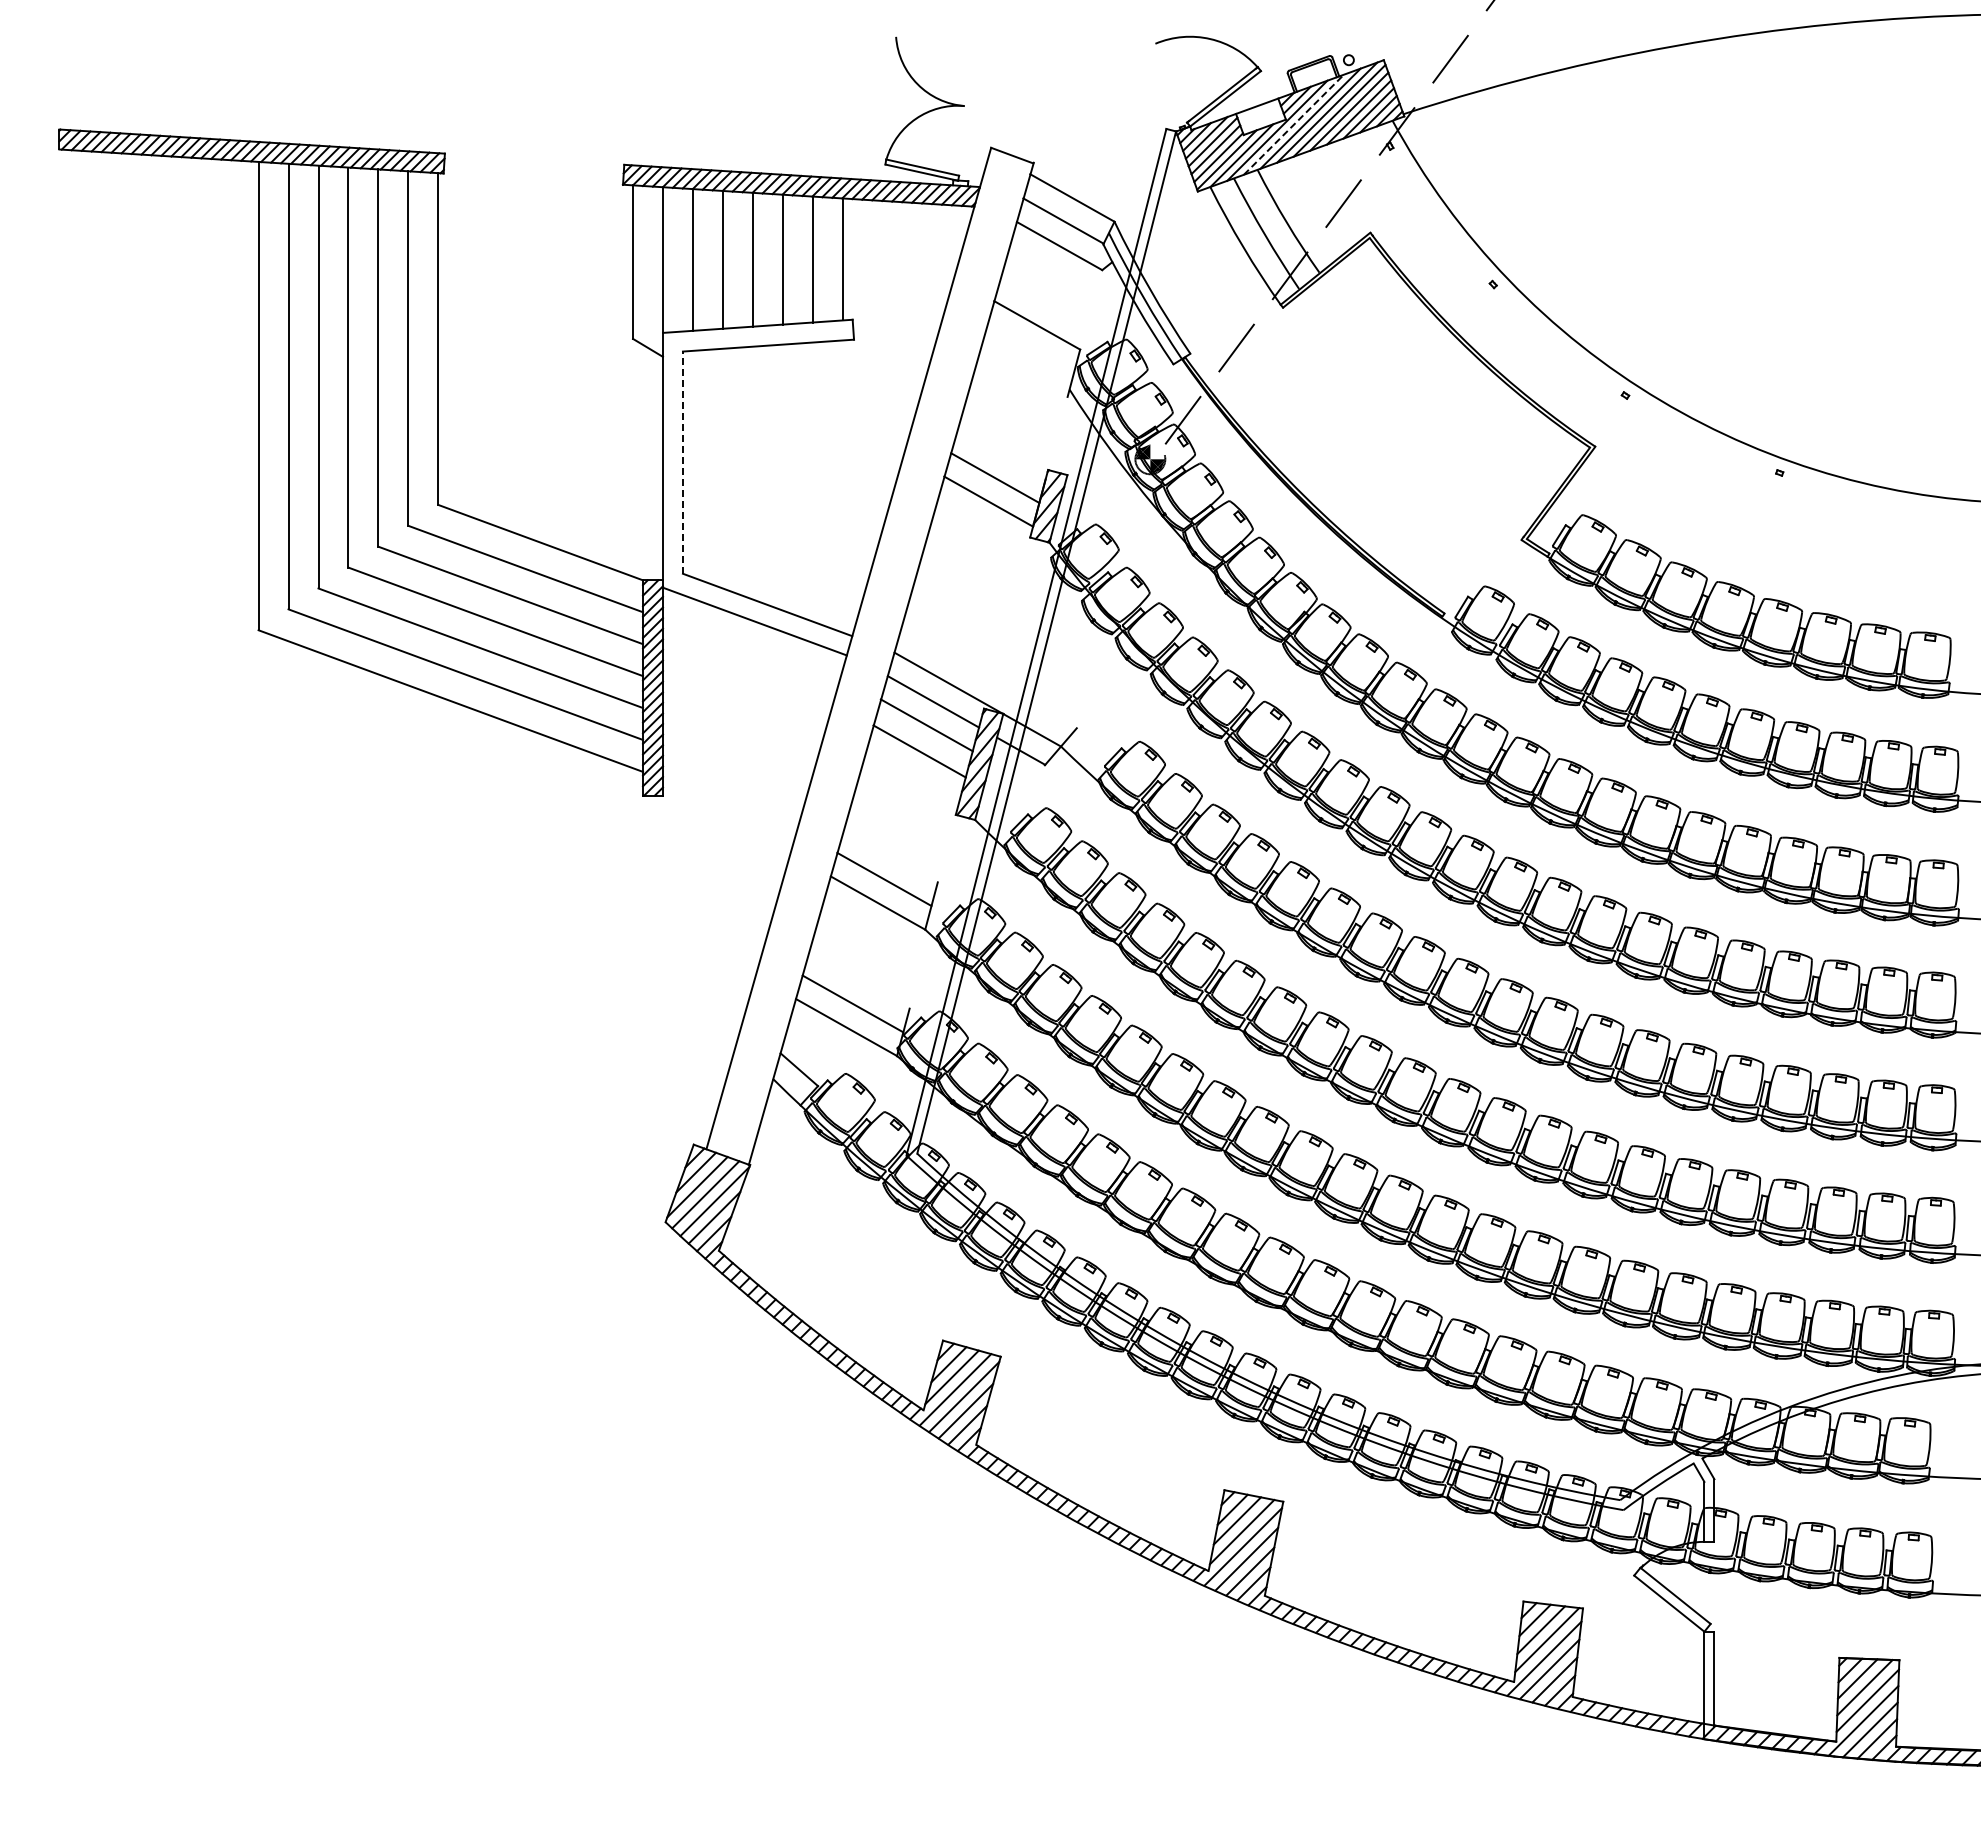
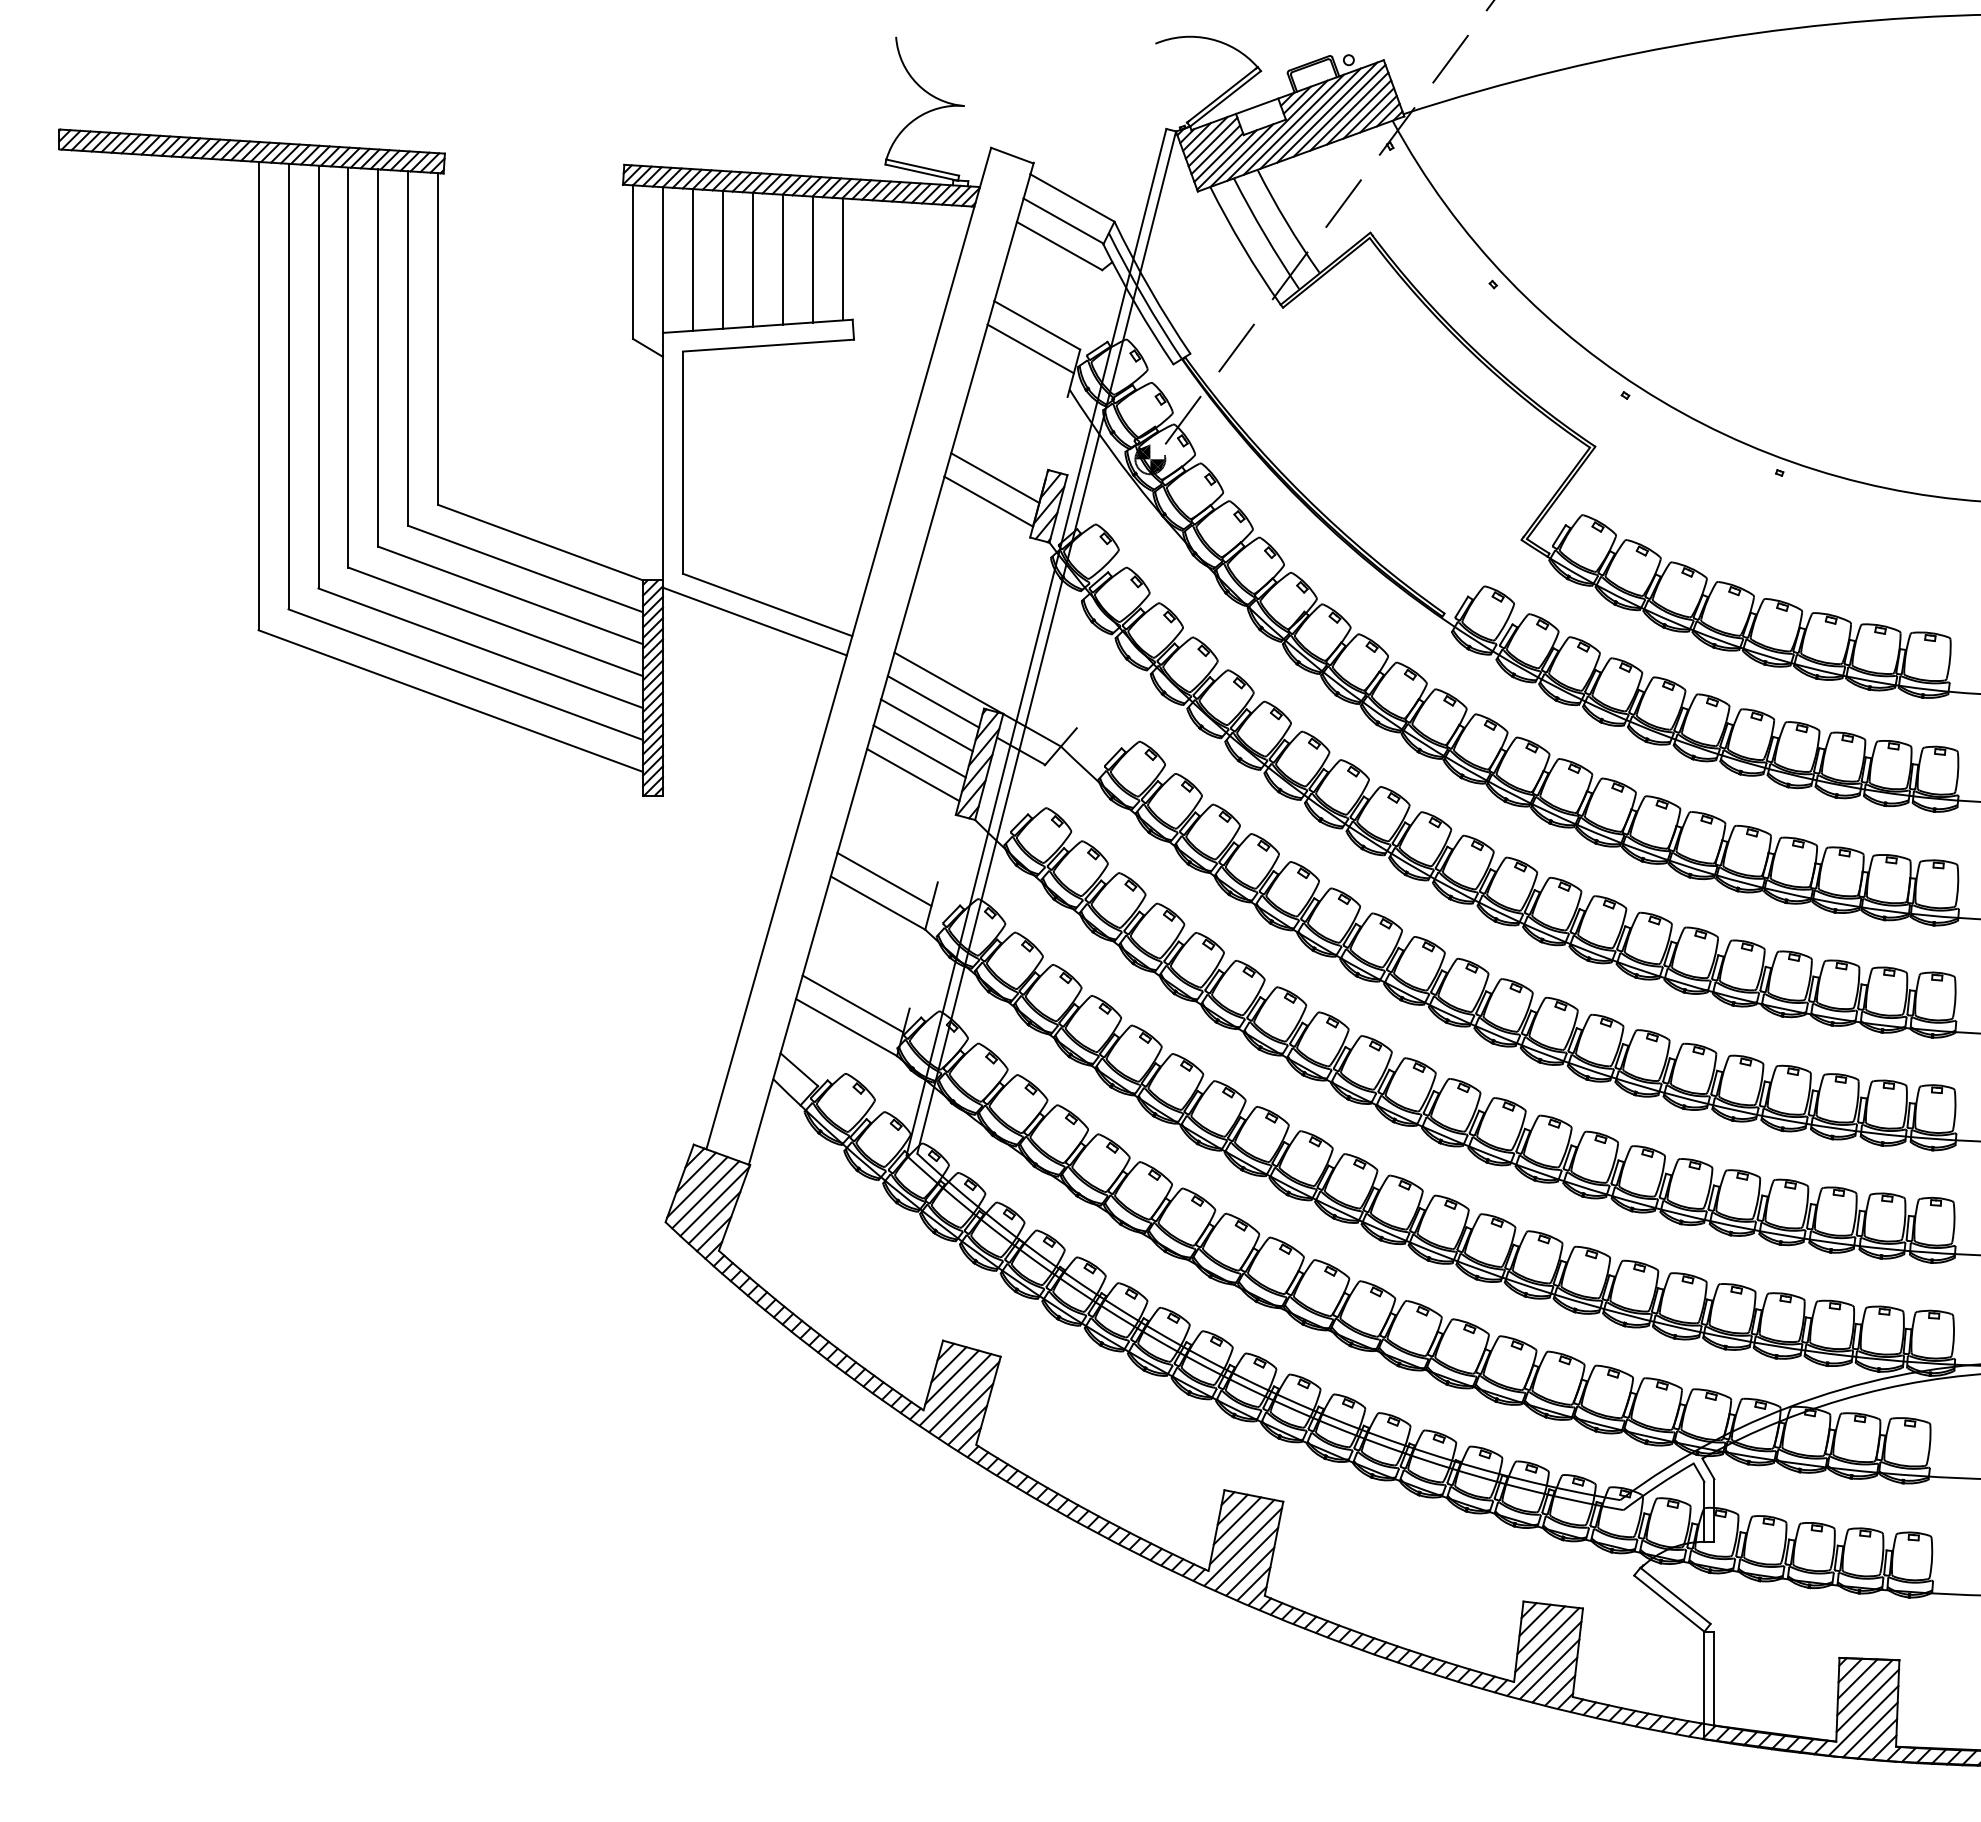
line: dashed -> solid (1293, 124)
line: none -> present (1030, 348)
line: dashed -> solid (682, 462)
line: none -> present (913, 775)
